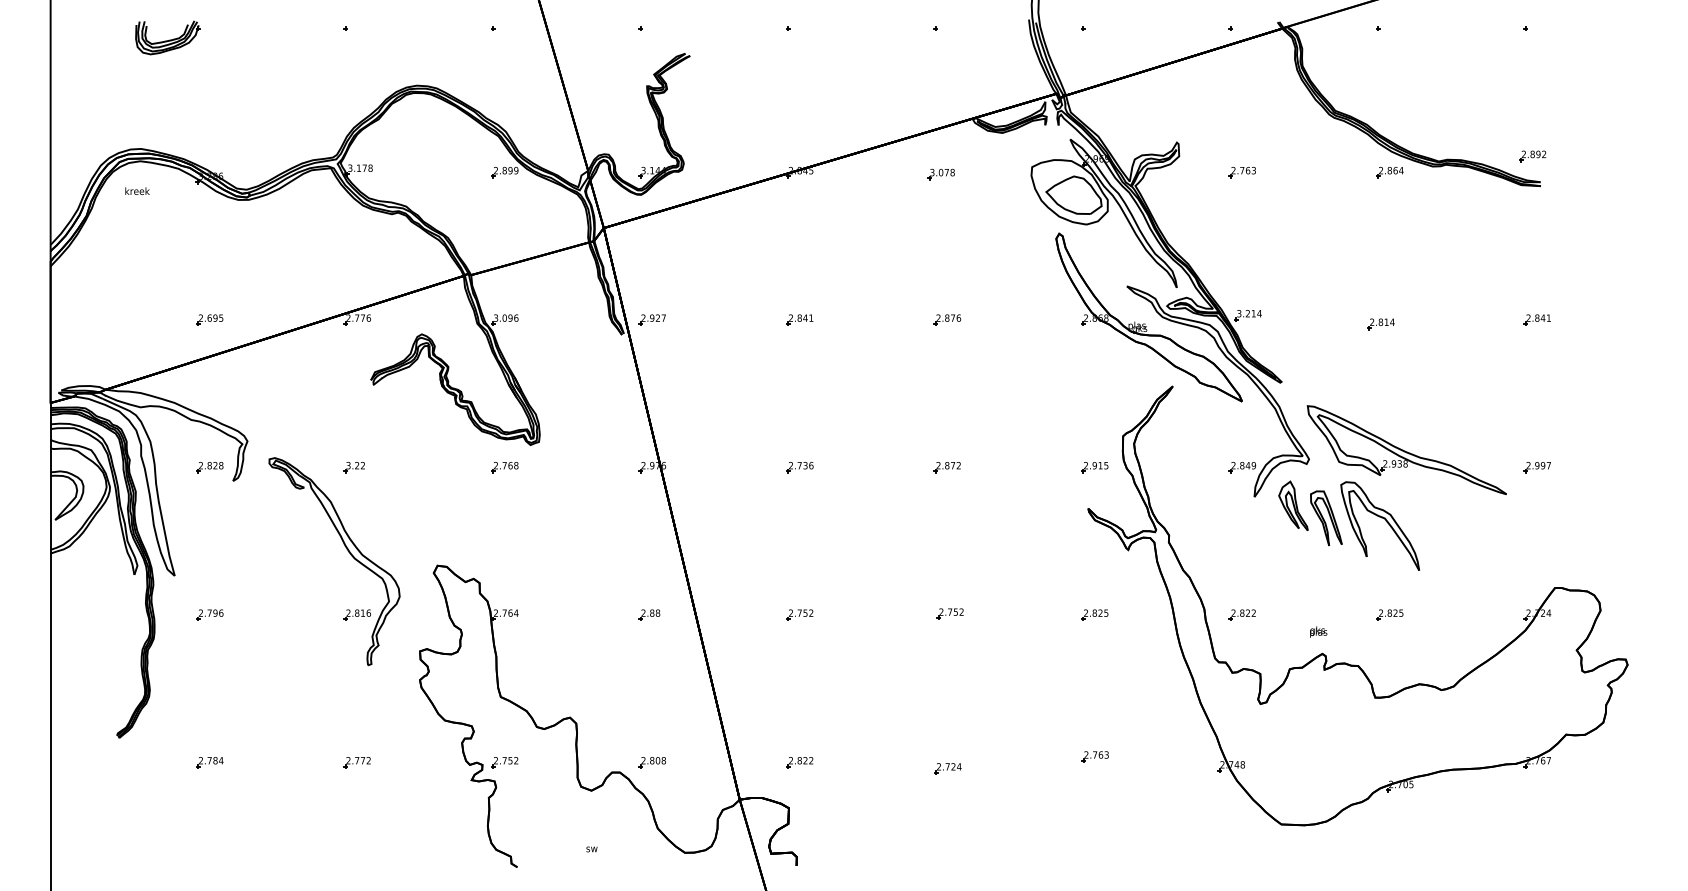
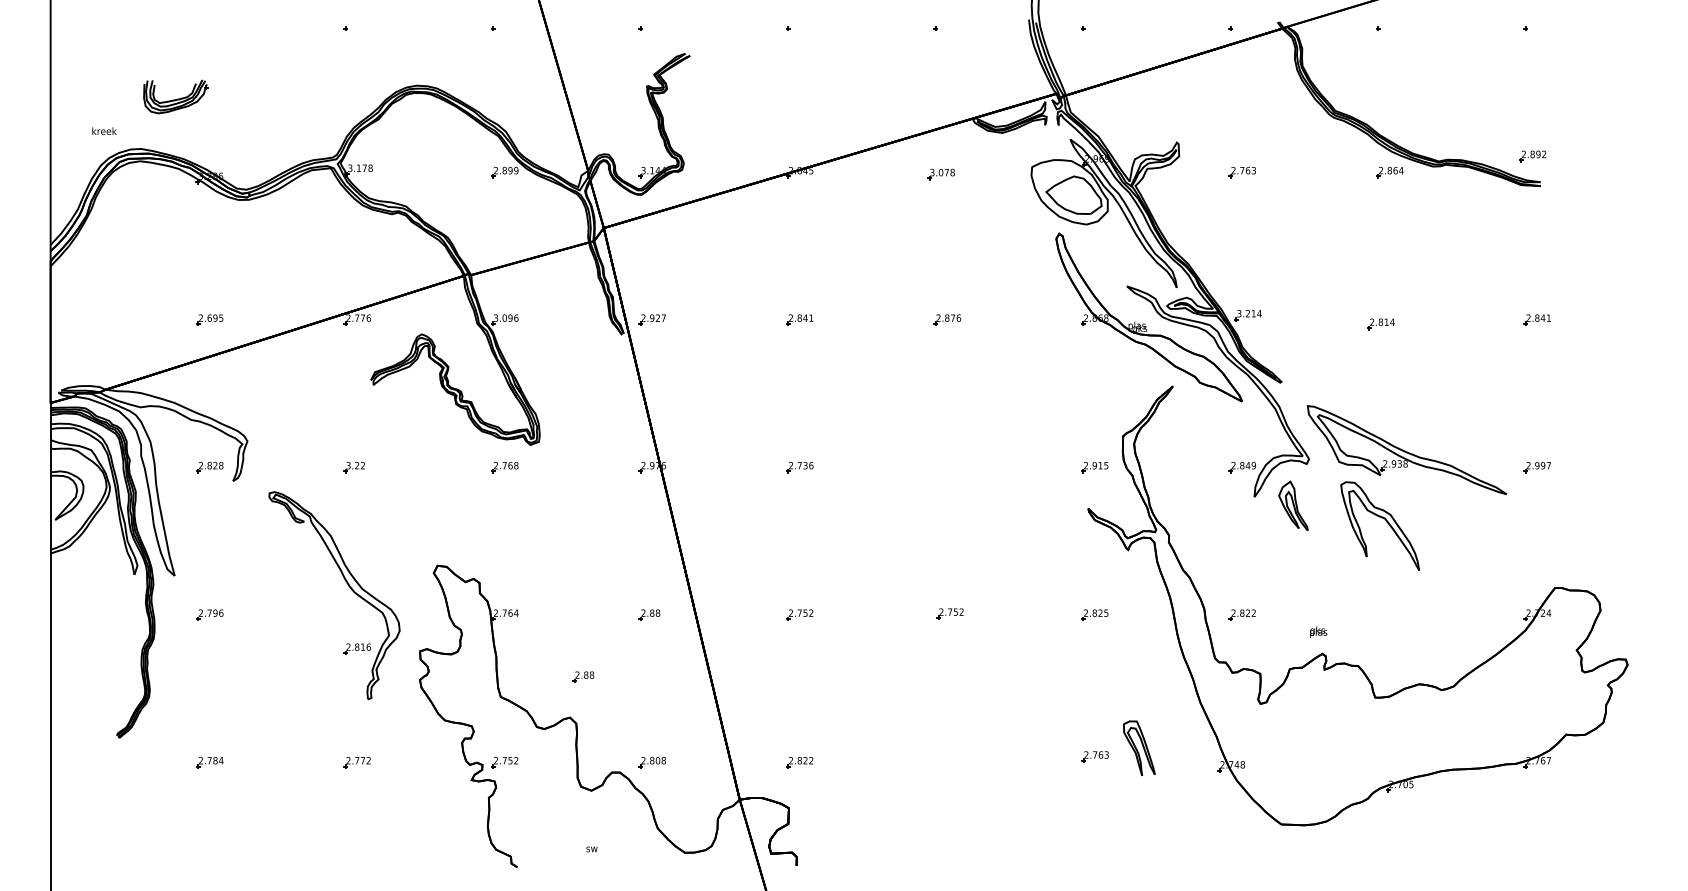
part position: (167, 37) -> (175, 96) (175, 96)
text position: (137, 190) -> (104, 130) (104, 130)
part: present -> none (946, 467)
part position: (1326, 518) -> (1139, 748) (1139, 748)
part position: (348, 552) -> (348, 586) (348, 586)
part: present -> none (1389, 614)
part: none -> present (583, 676)
part: present -> none (947, 768)
